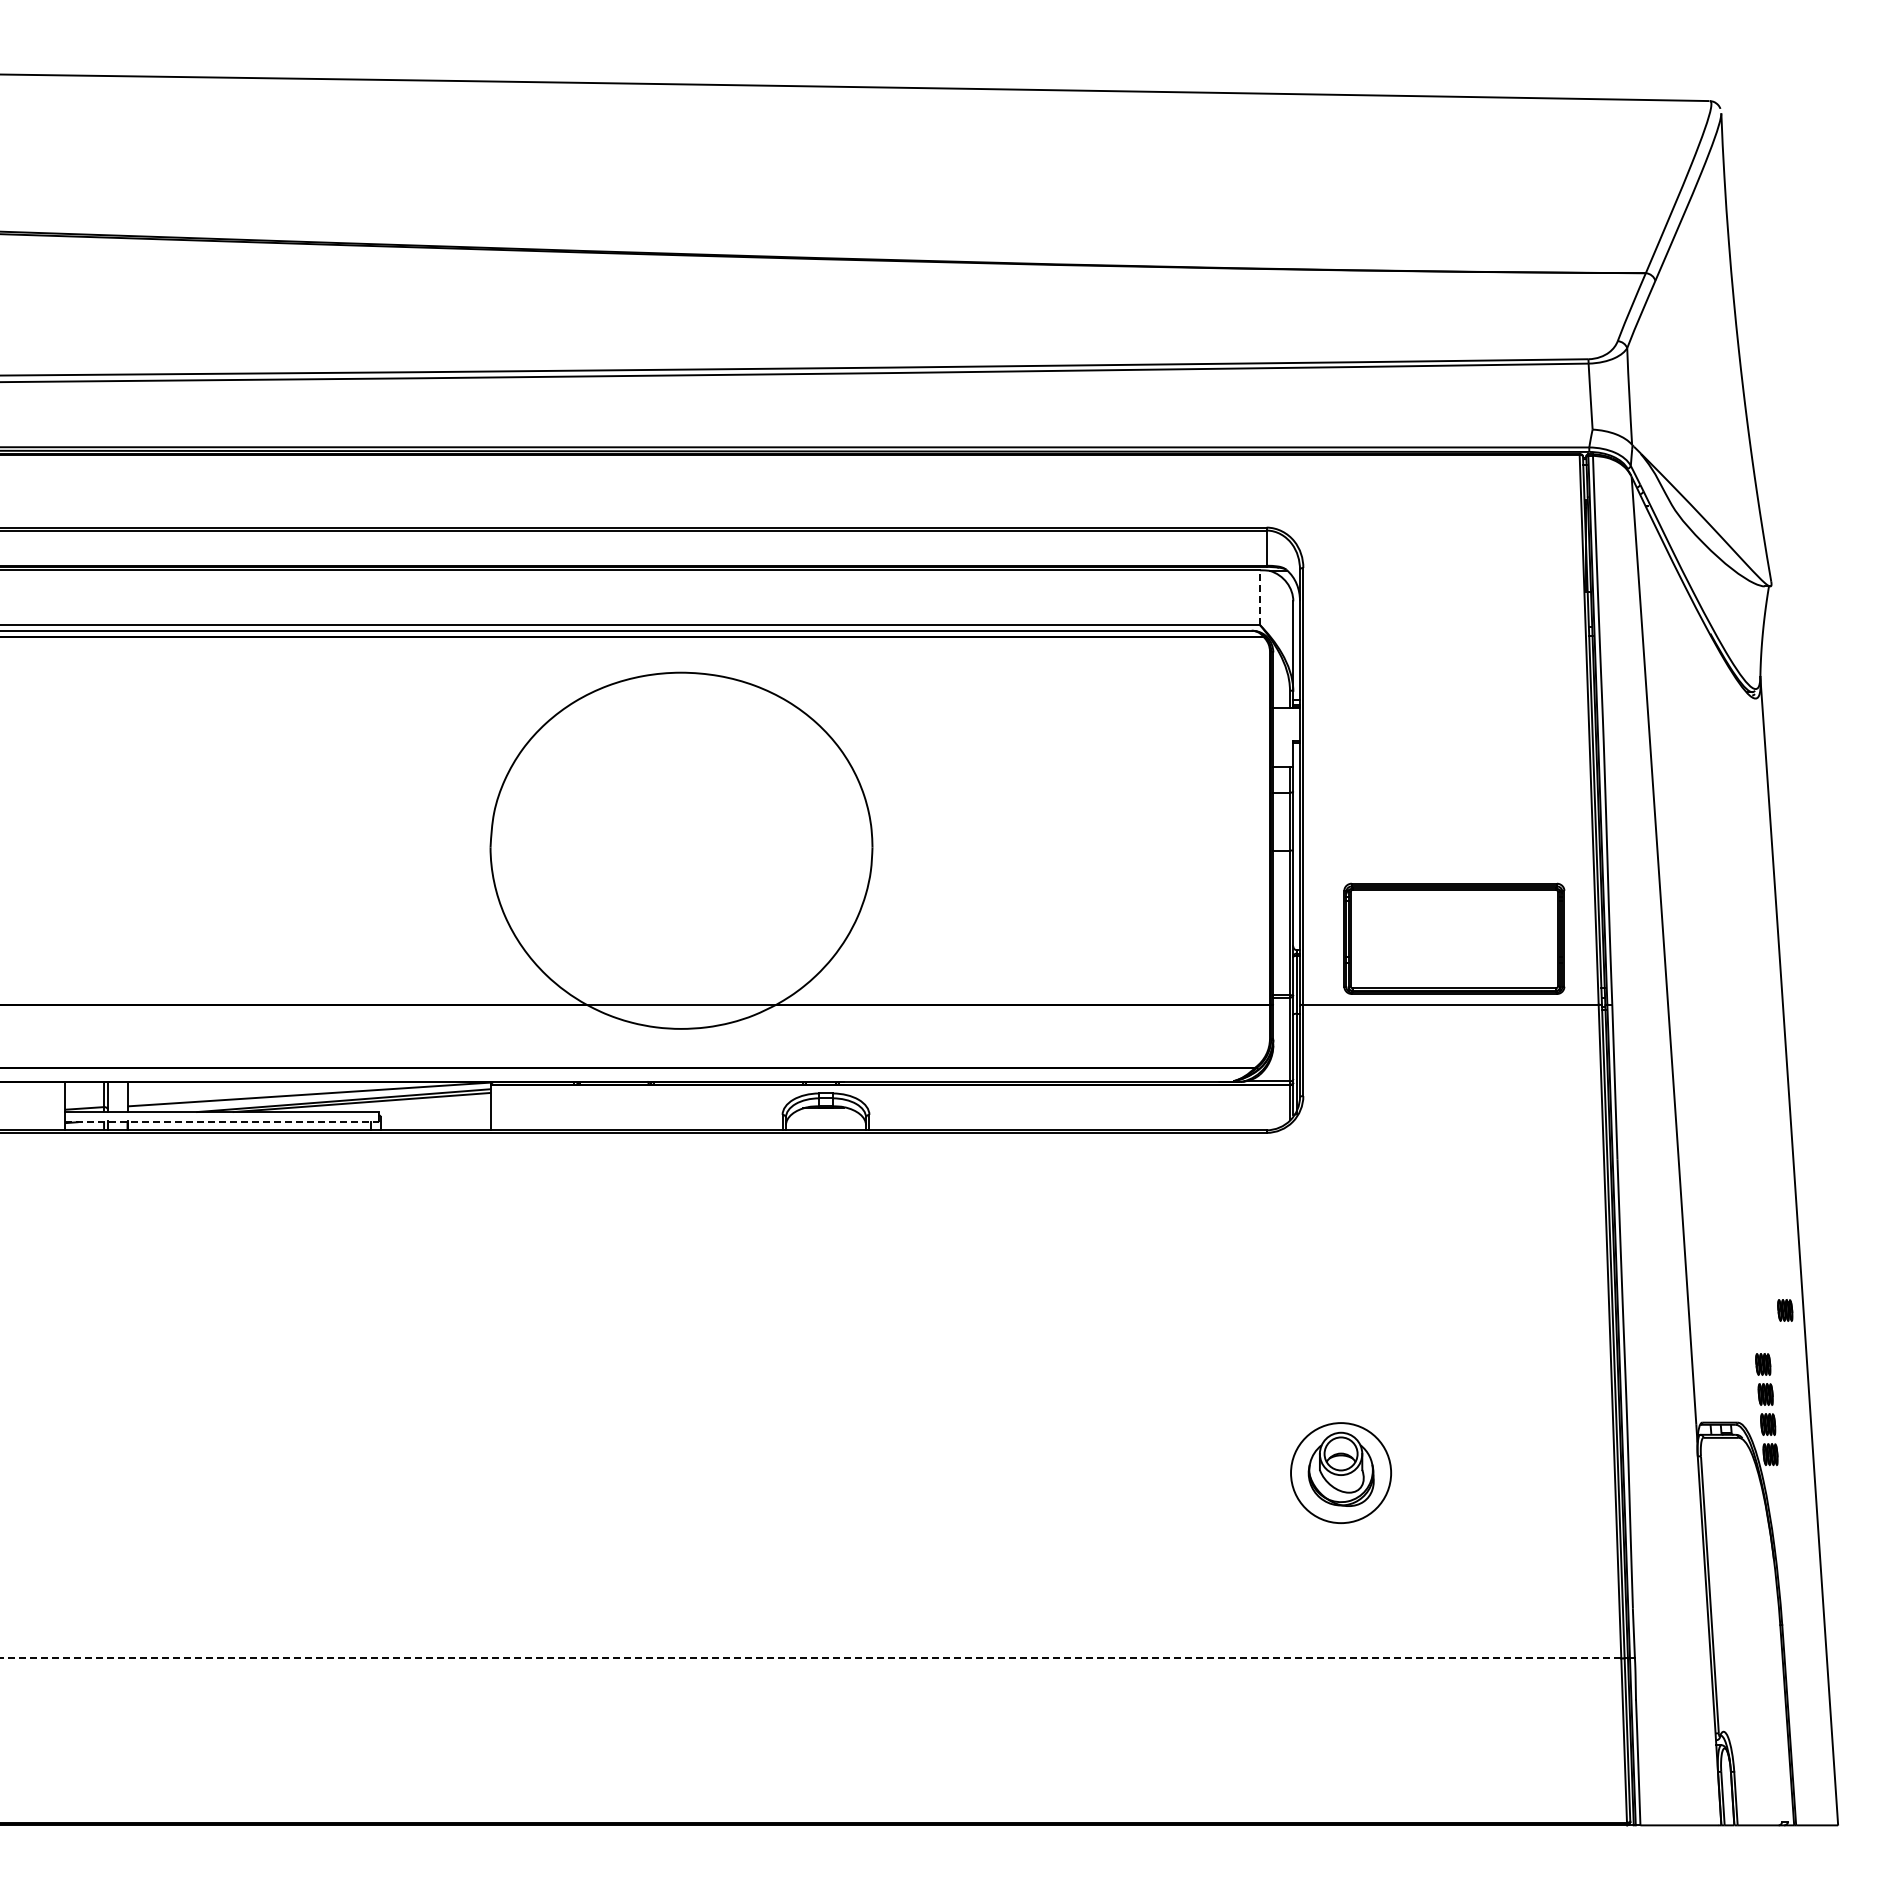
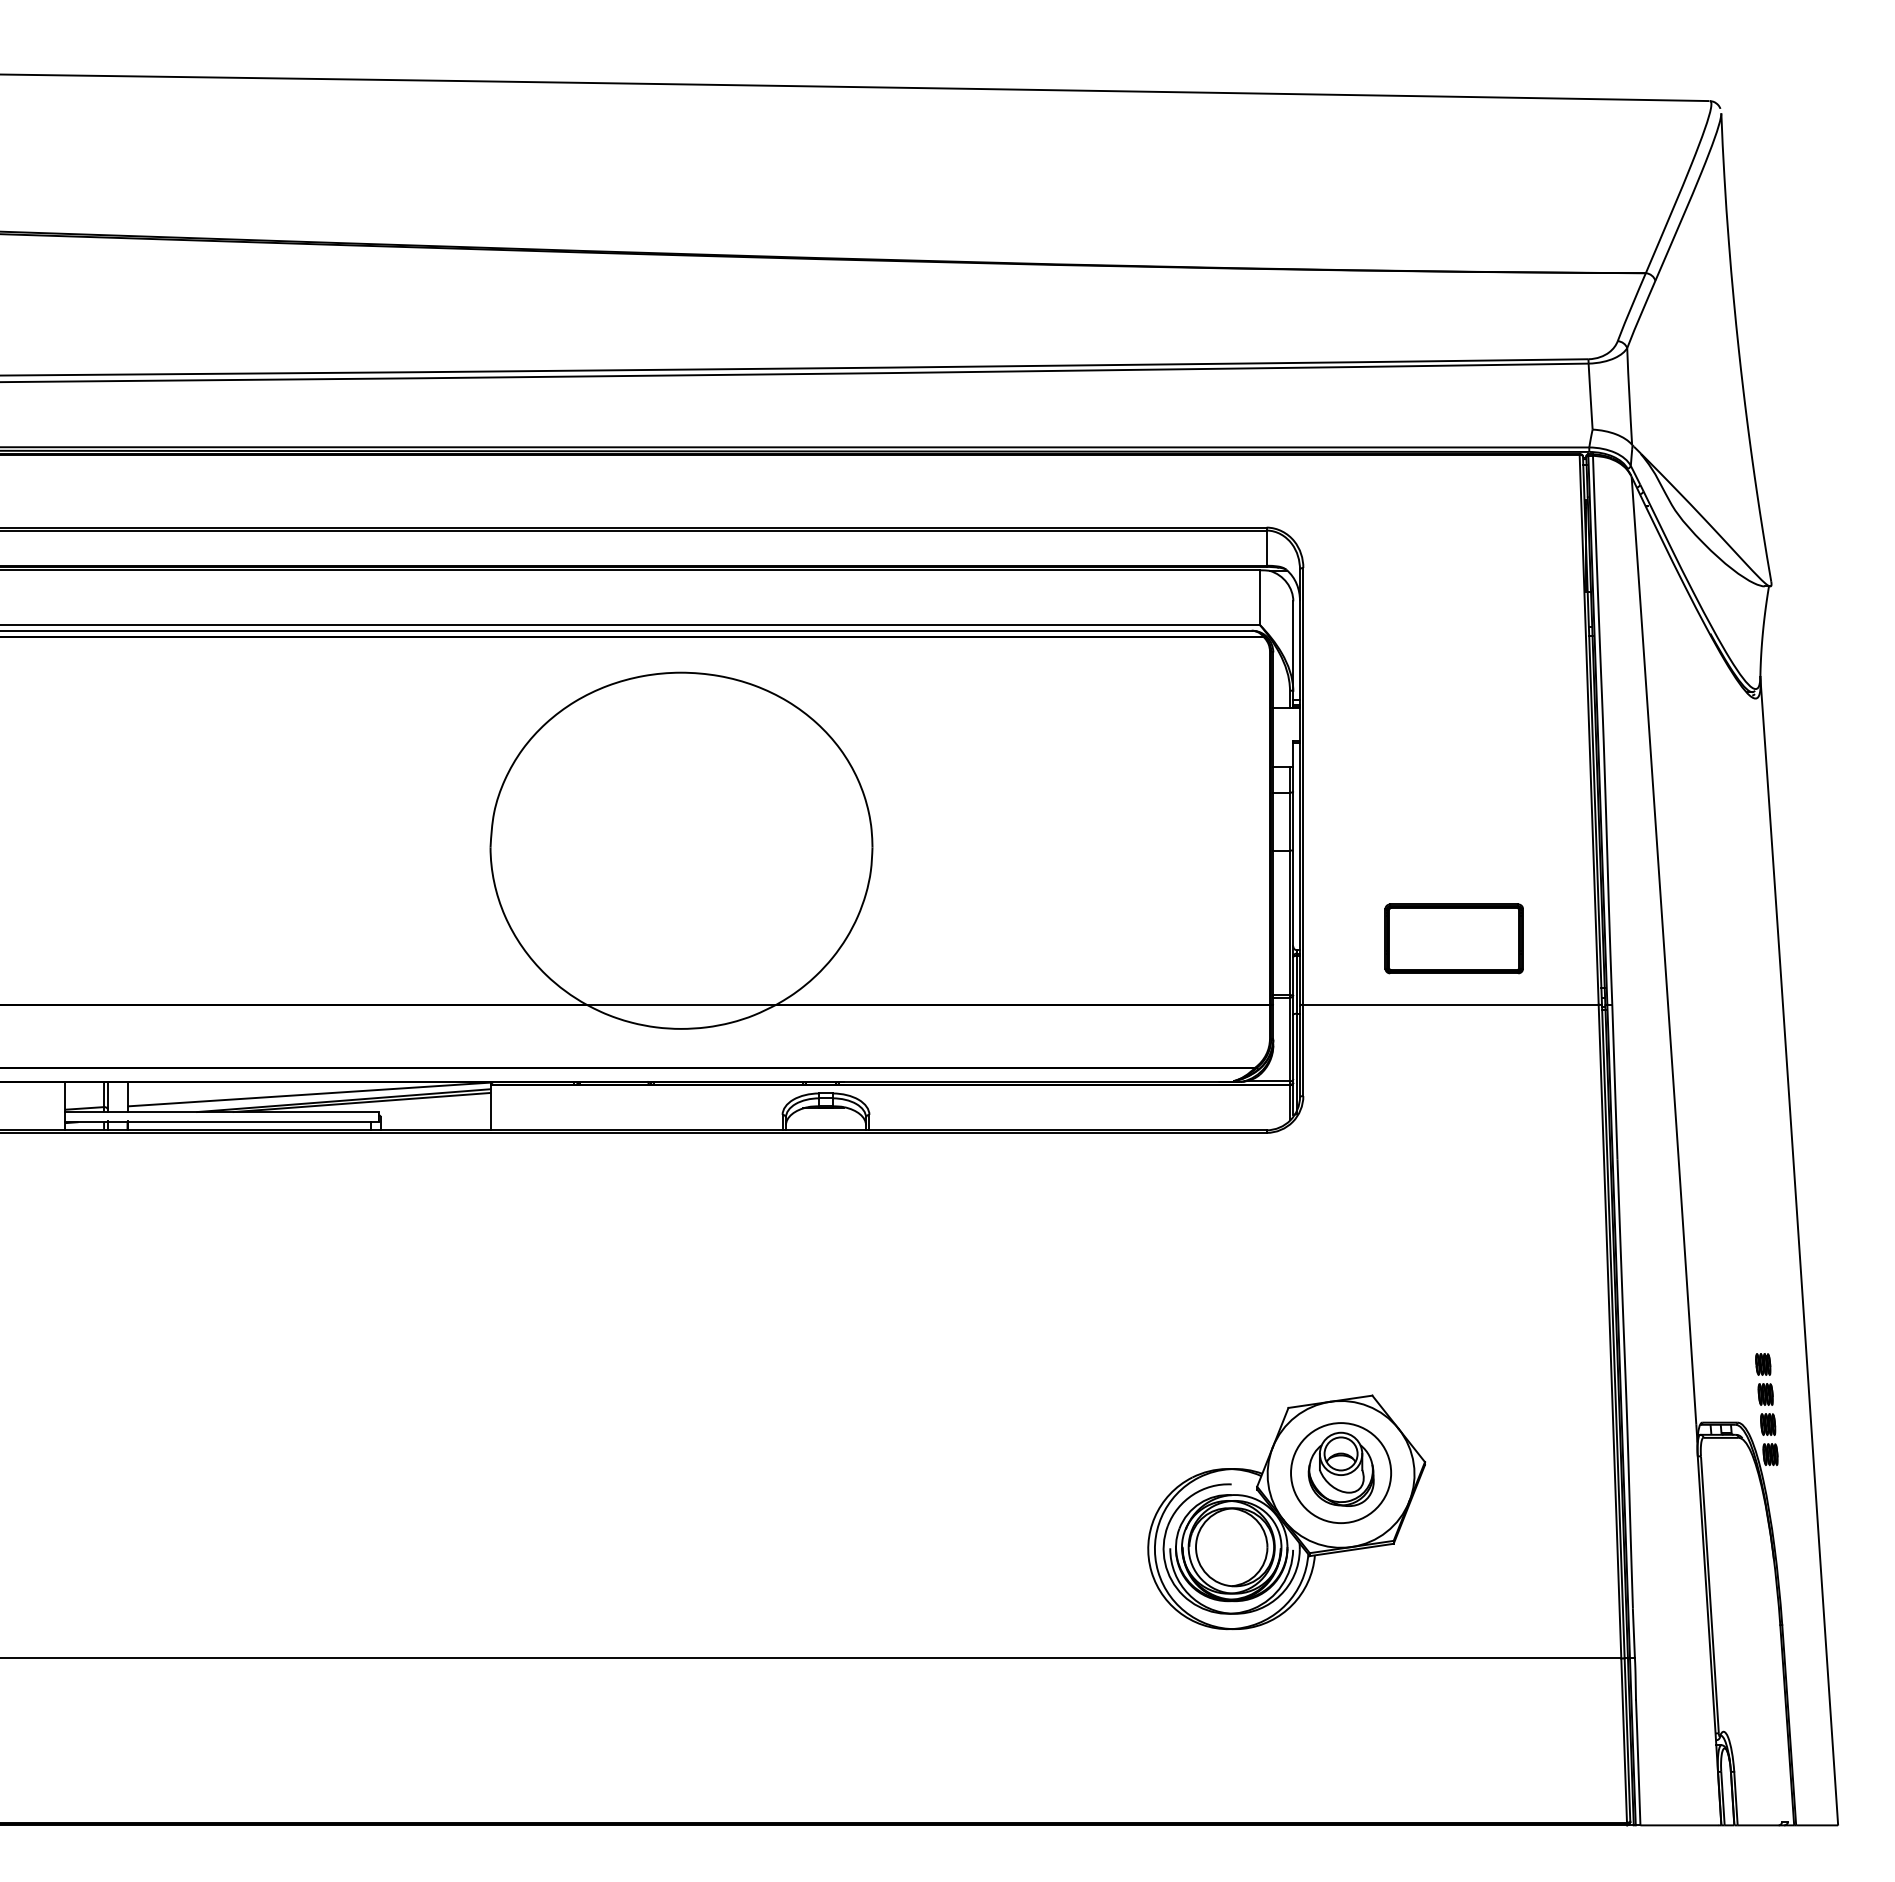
line: dashed -> solid (1259, 597)
part size: 223x113 px -> 140x72 px (1453, 938)
line: dashed -> solid (222, 1122)
part: present -> none (1785, 1310)
part: none -> present (1286, 1512)
line: dashed -> solid (810, 1658)
